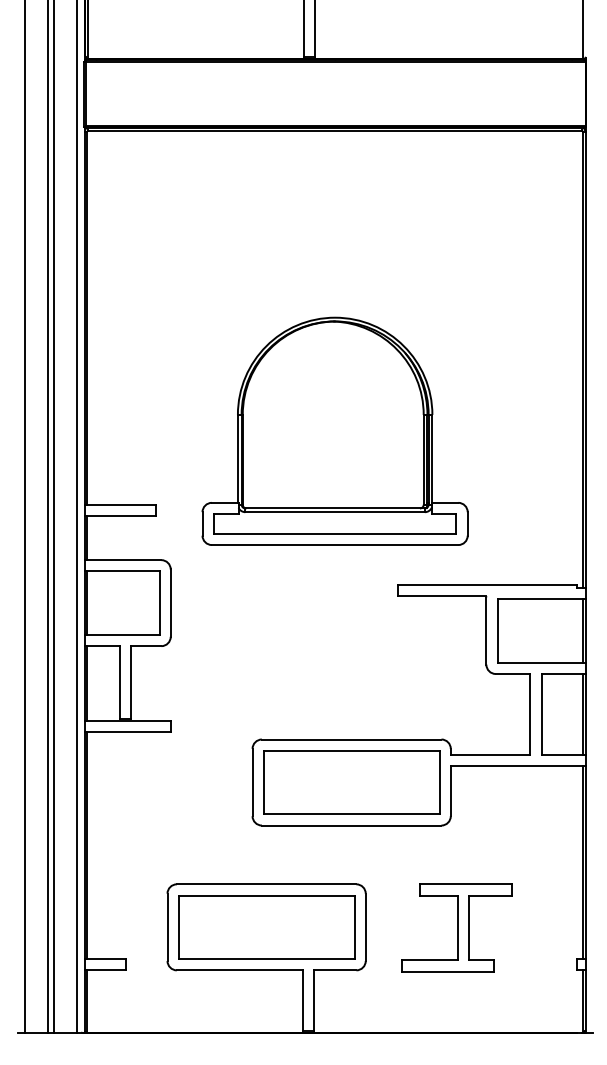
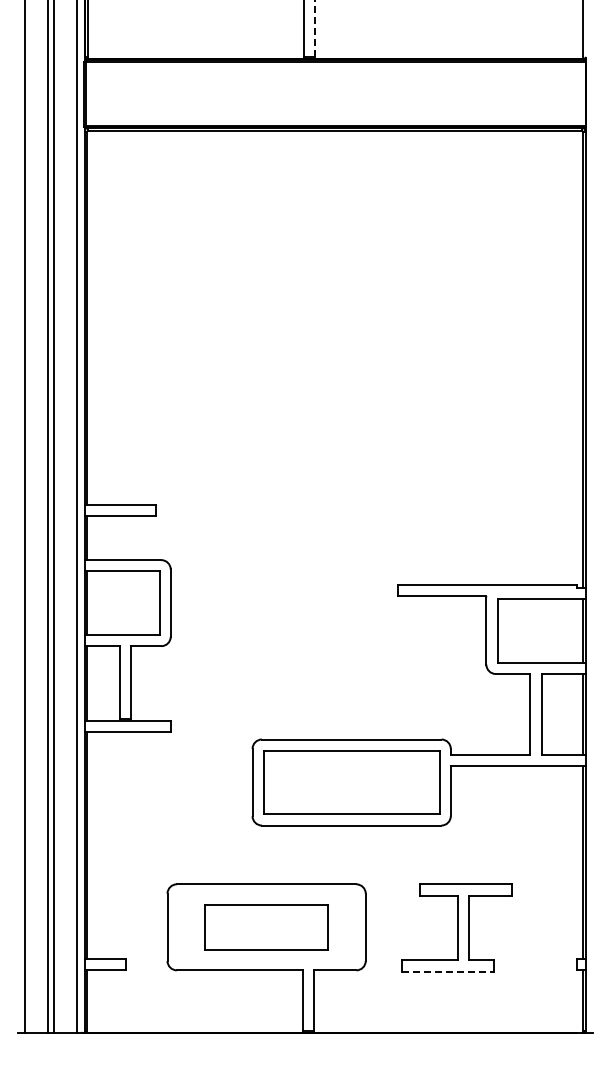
line: solid -> dashed (315, 28)
part: present -> none (334, 430)
part size: 178x65 px -> 125x47 px (266, 927)
line: solid -> dashed (448, 971)
